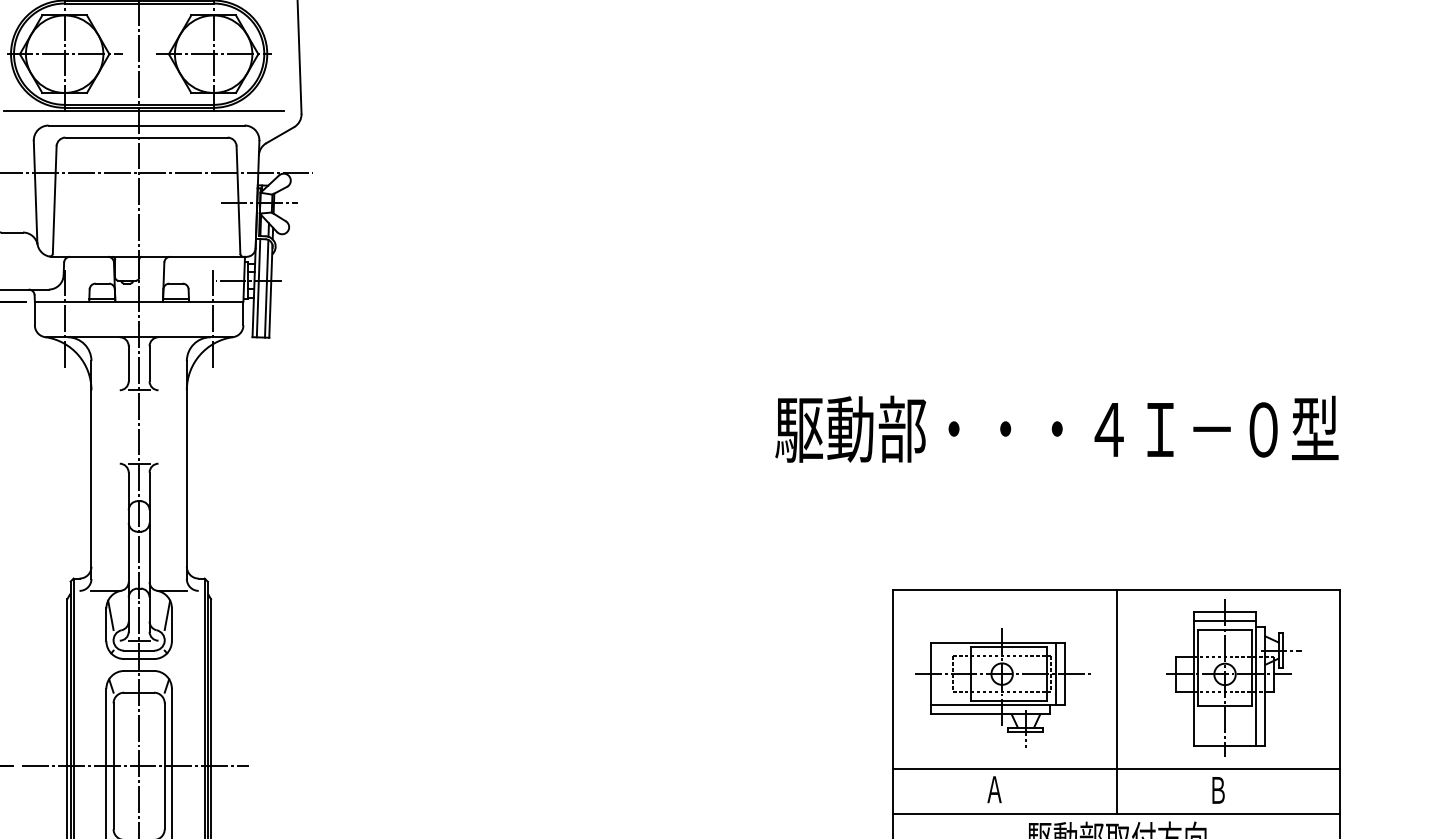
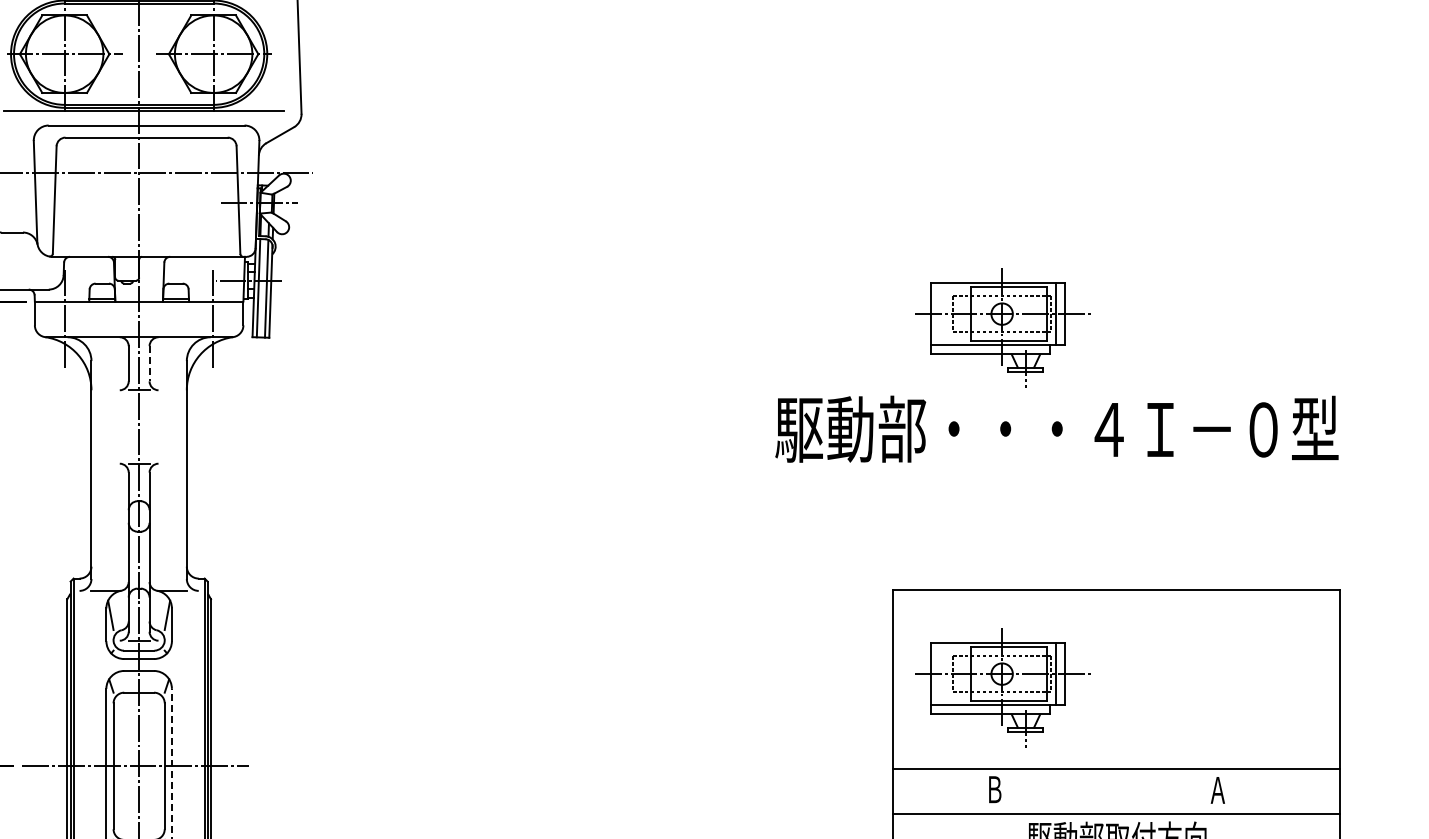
part: none -> present (1002, 327)
line: solid -> dashed (149, 363)
part: present -> none (1233, 677)
line: present -> none (1116, 701)
line: solid -> dashed (171, 763)
text: Ａ -> Ｂ (994, 789)
text: Ｂ -> Ａ (1217, 790)
